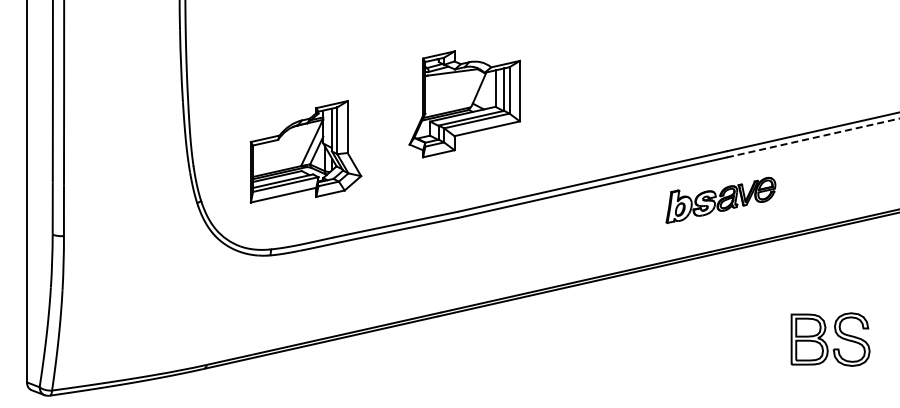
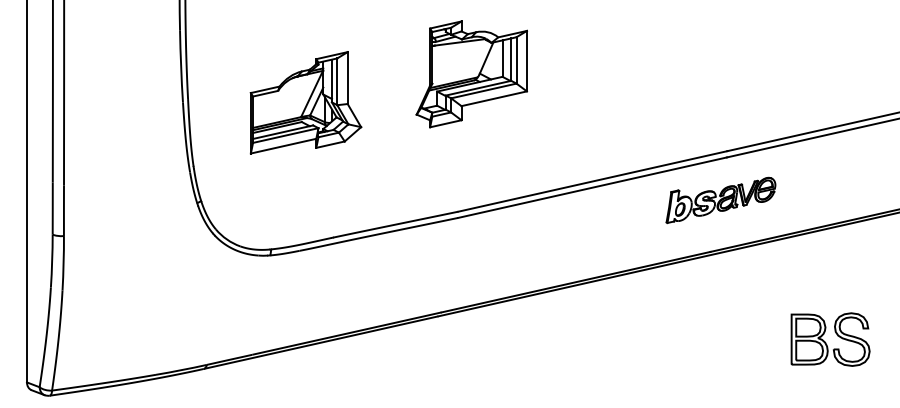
part position: (464, 104) -> (471, 74) (471, 74)
line: dashed -> solid (813, 137)
part position: (305, 151) -> (305, 102) (305, 102)
